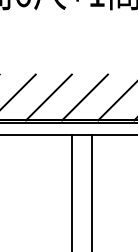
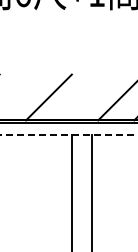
line: present -> none (18, 91)
line: present -> none (84, 97)
line: solid -> dashed (69, 135)
